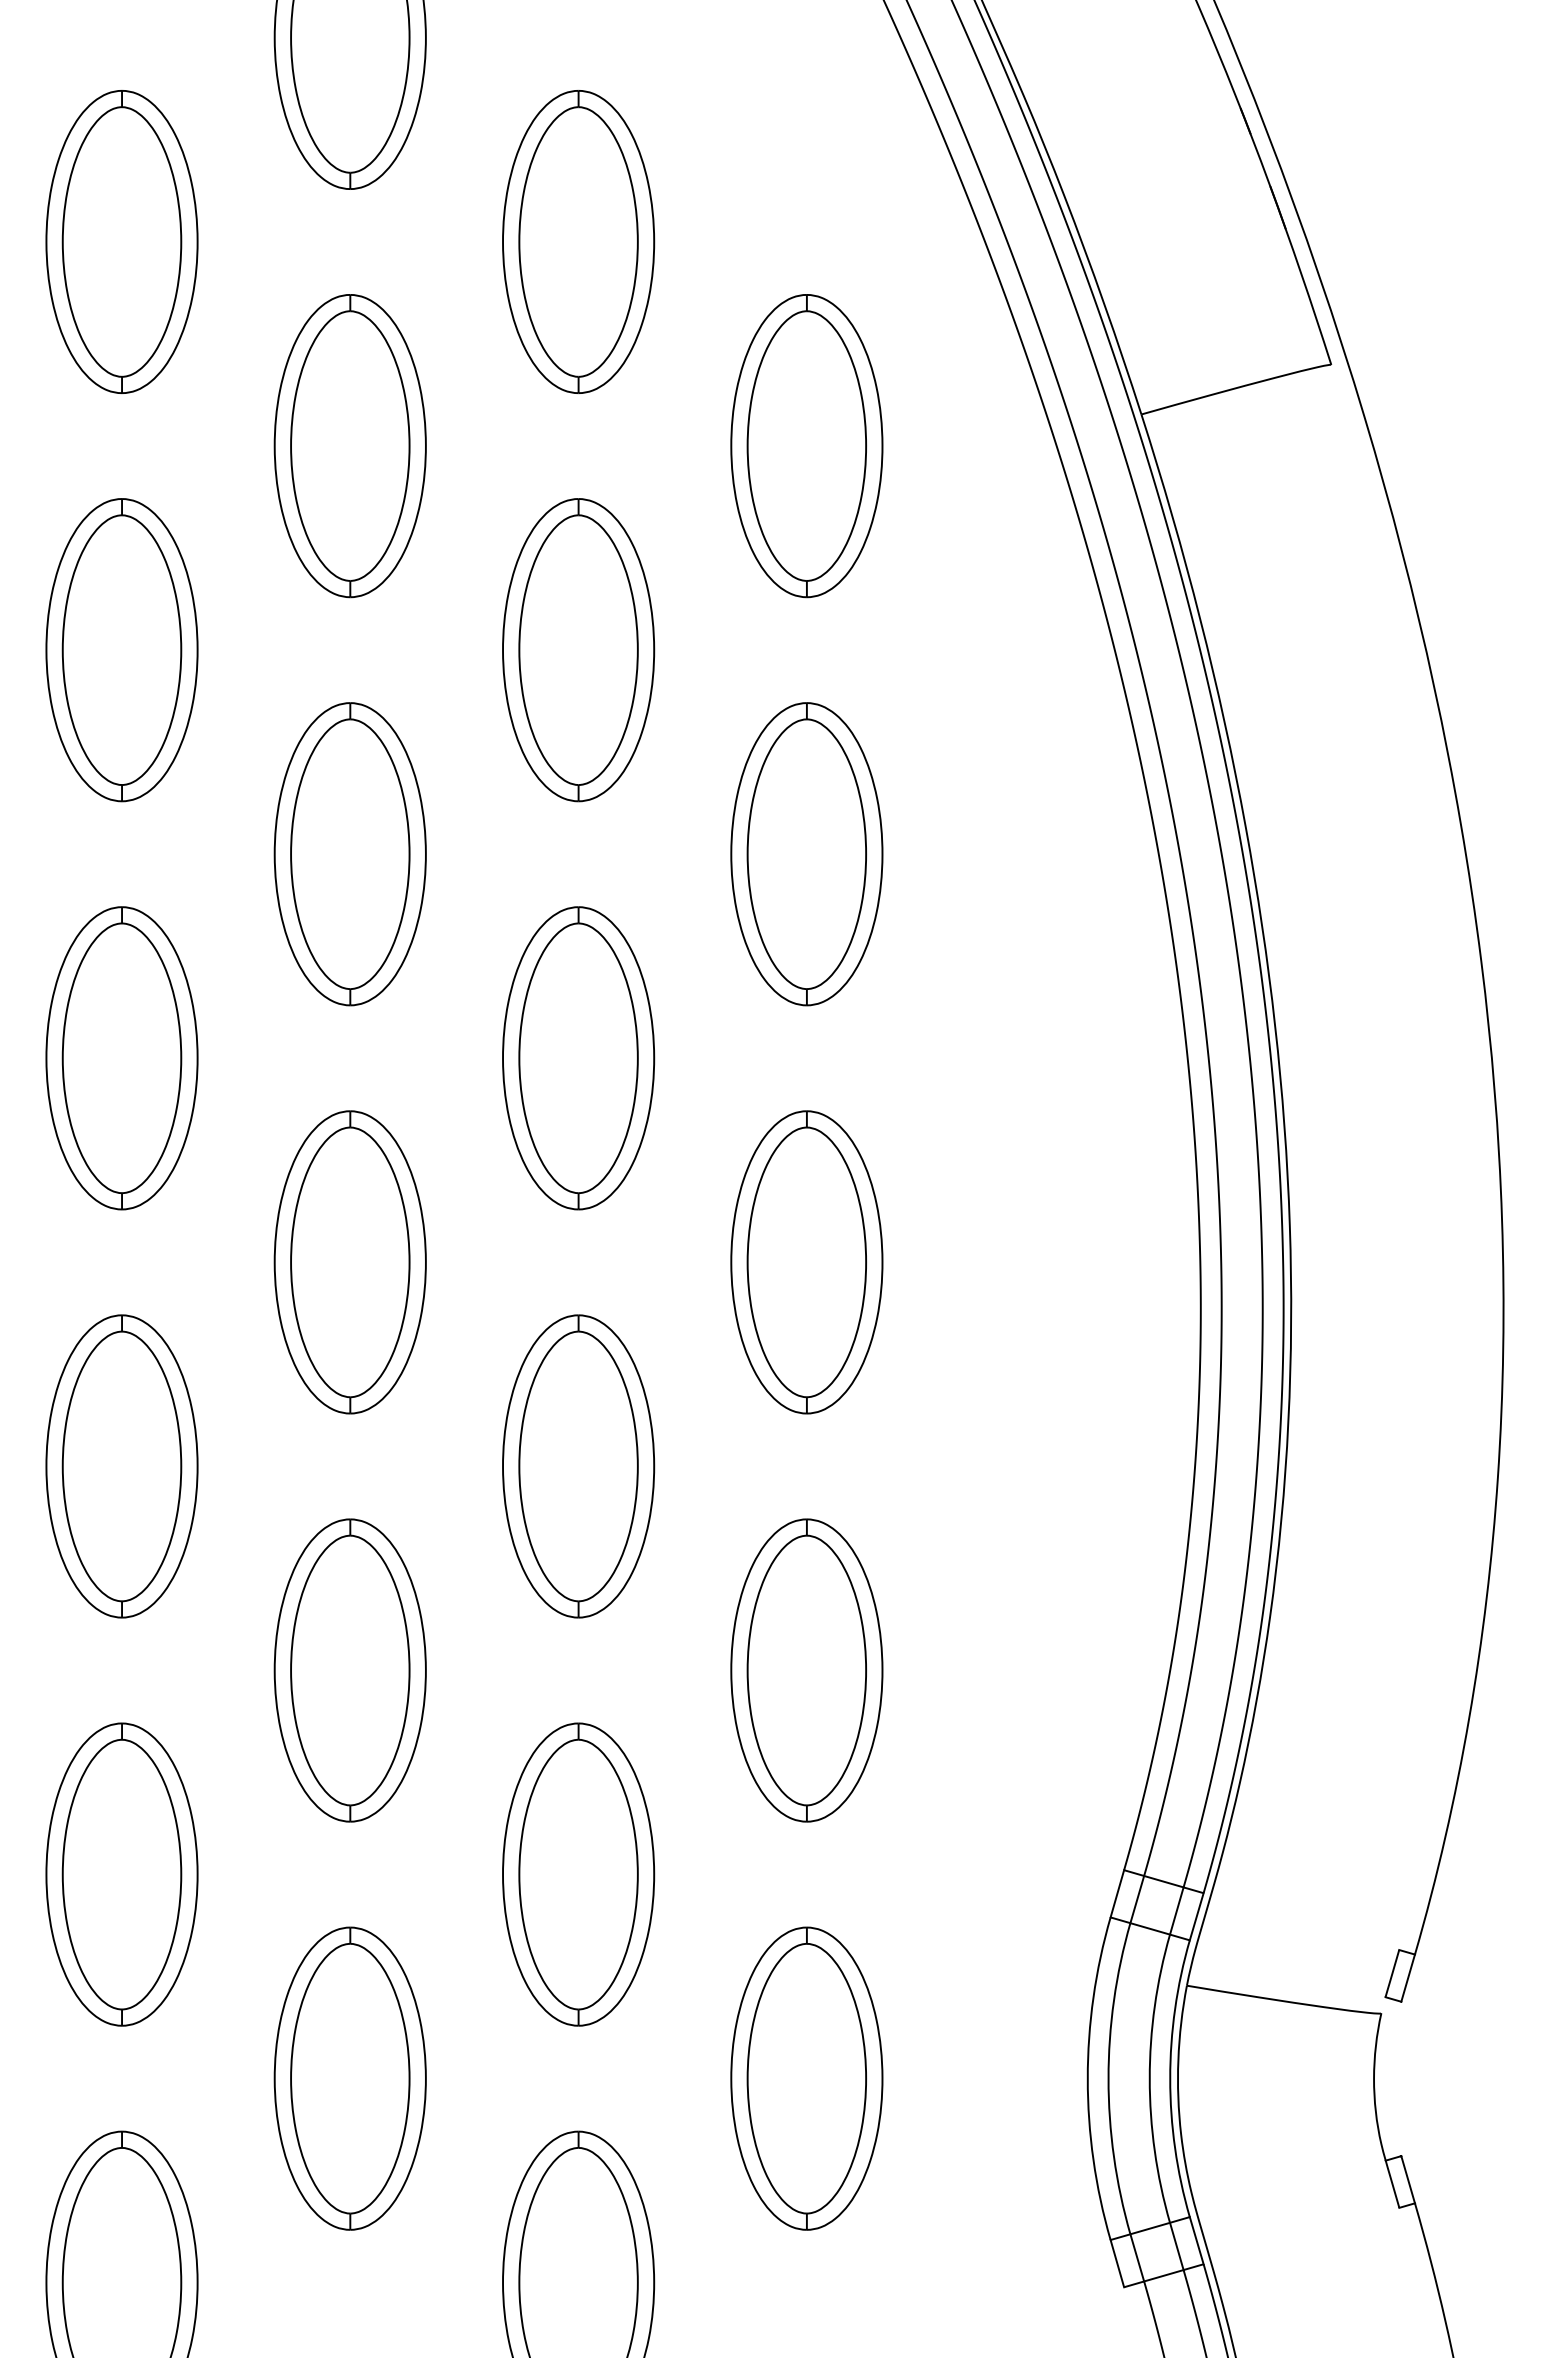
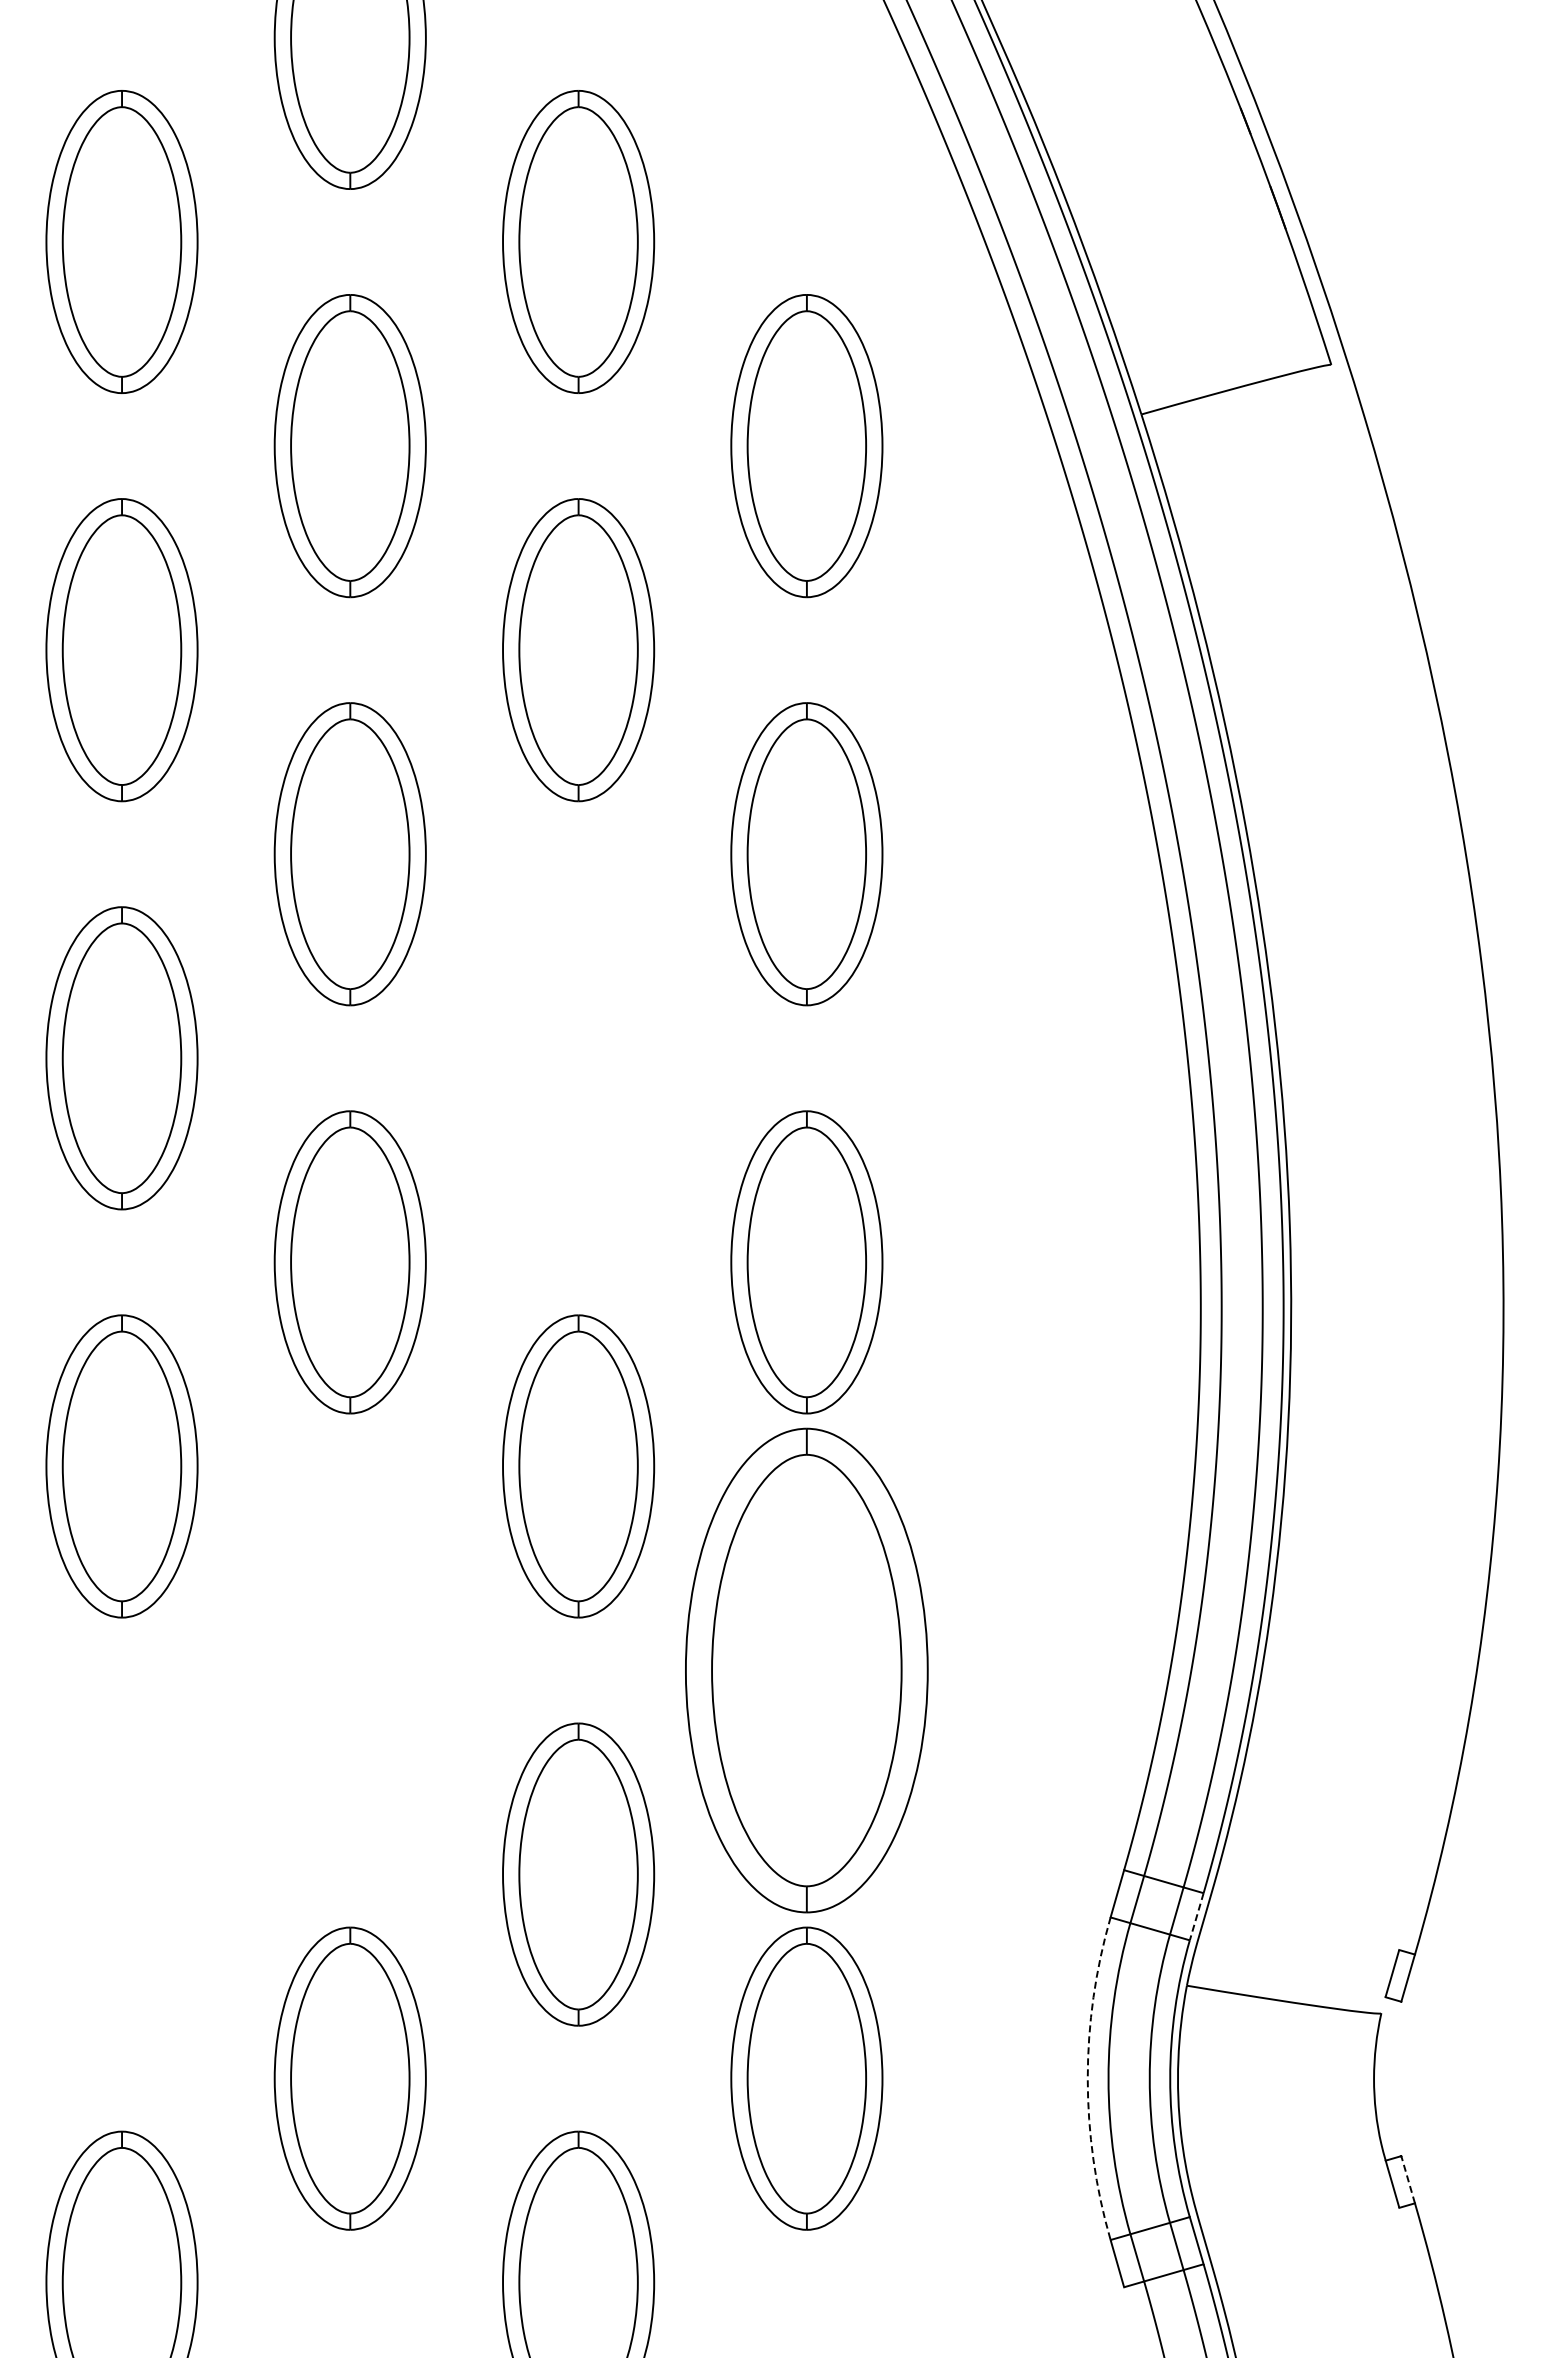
part: present -> none (578, 1058)
part: present -> none (349, 1670)
part size: 154x305 px -> 244x487 px (806, 1670)
part: present -> none (121, 1874)
line: solid -> dashed (1196, 1916)
arc: solid -> dashed (1087, 2078)
line: solid -> dashed (1408, 2179)
